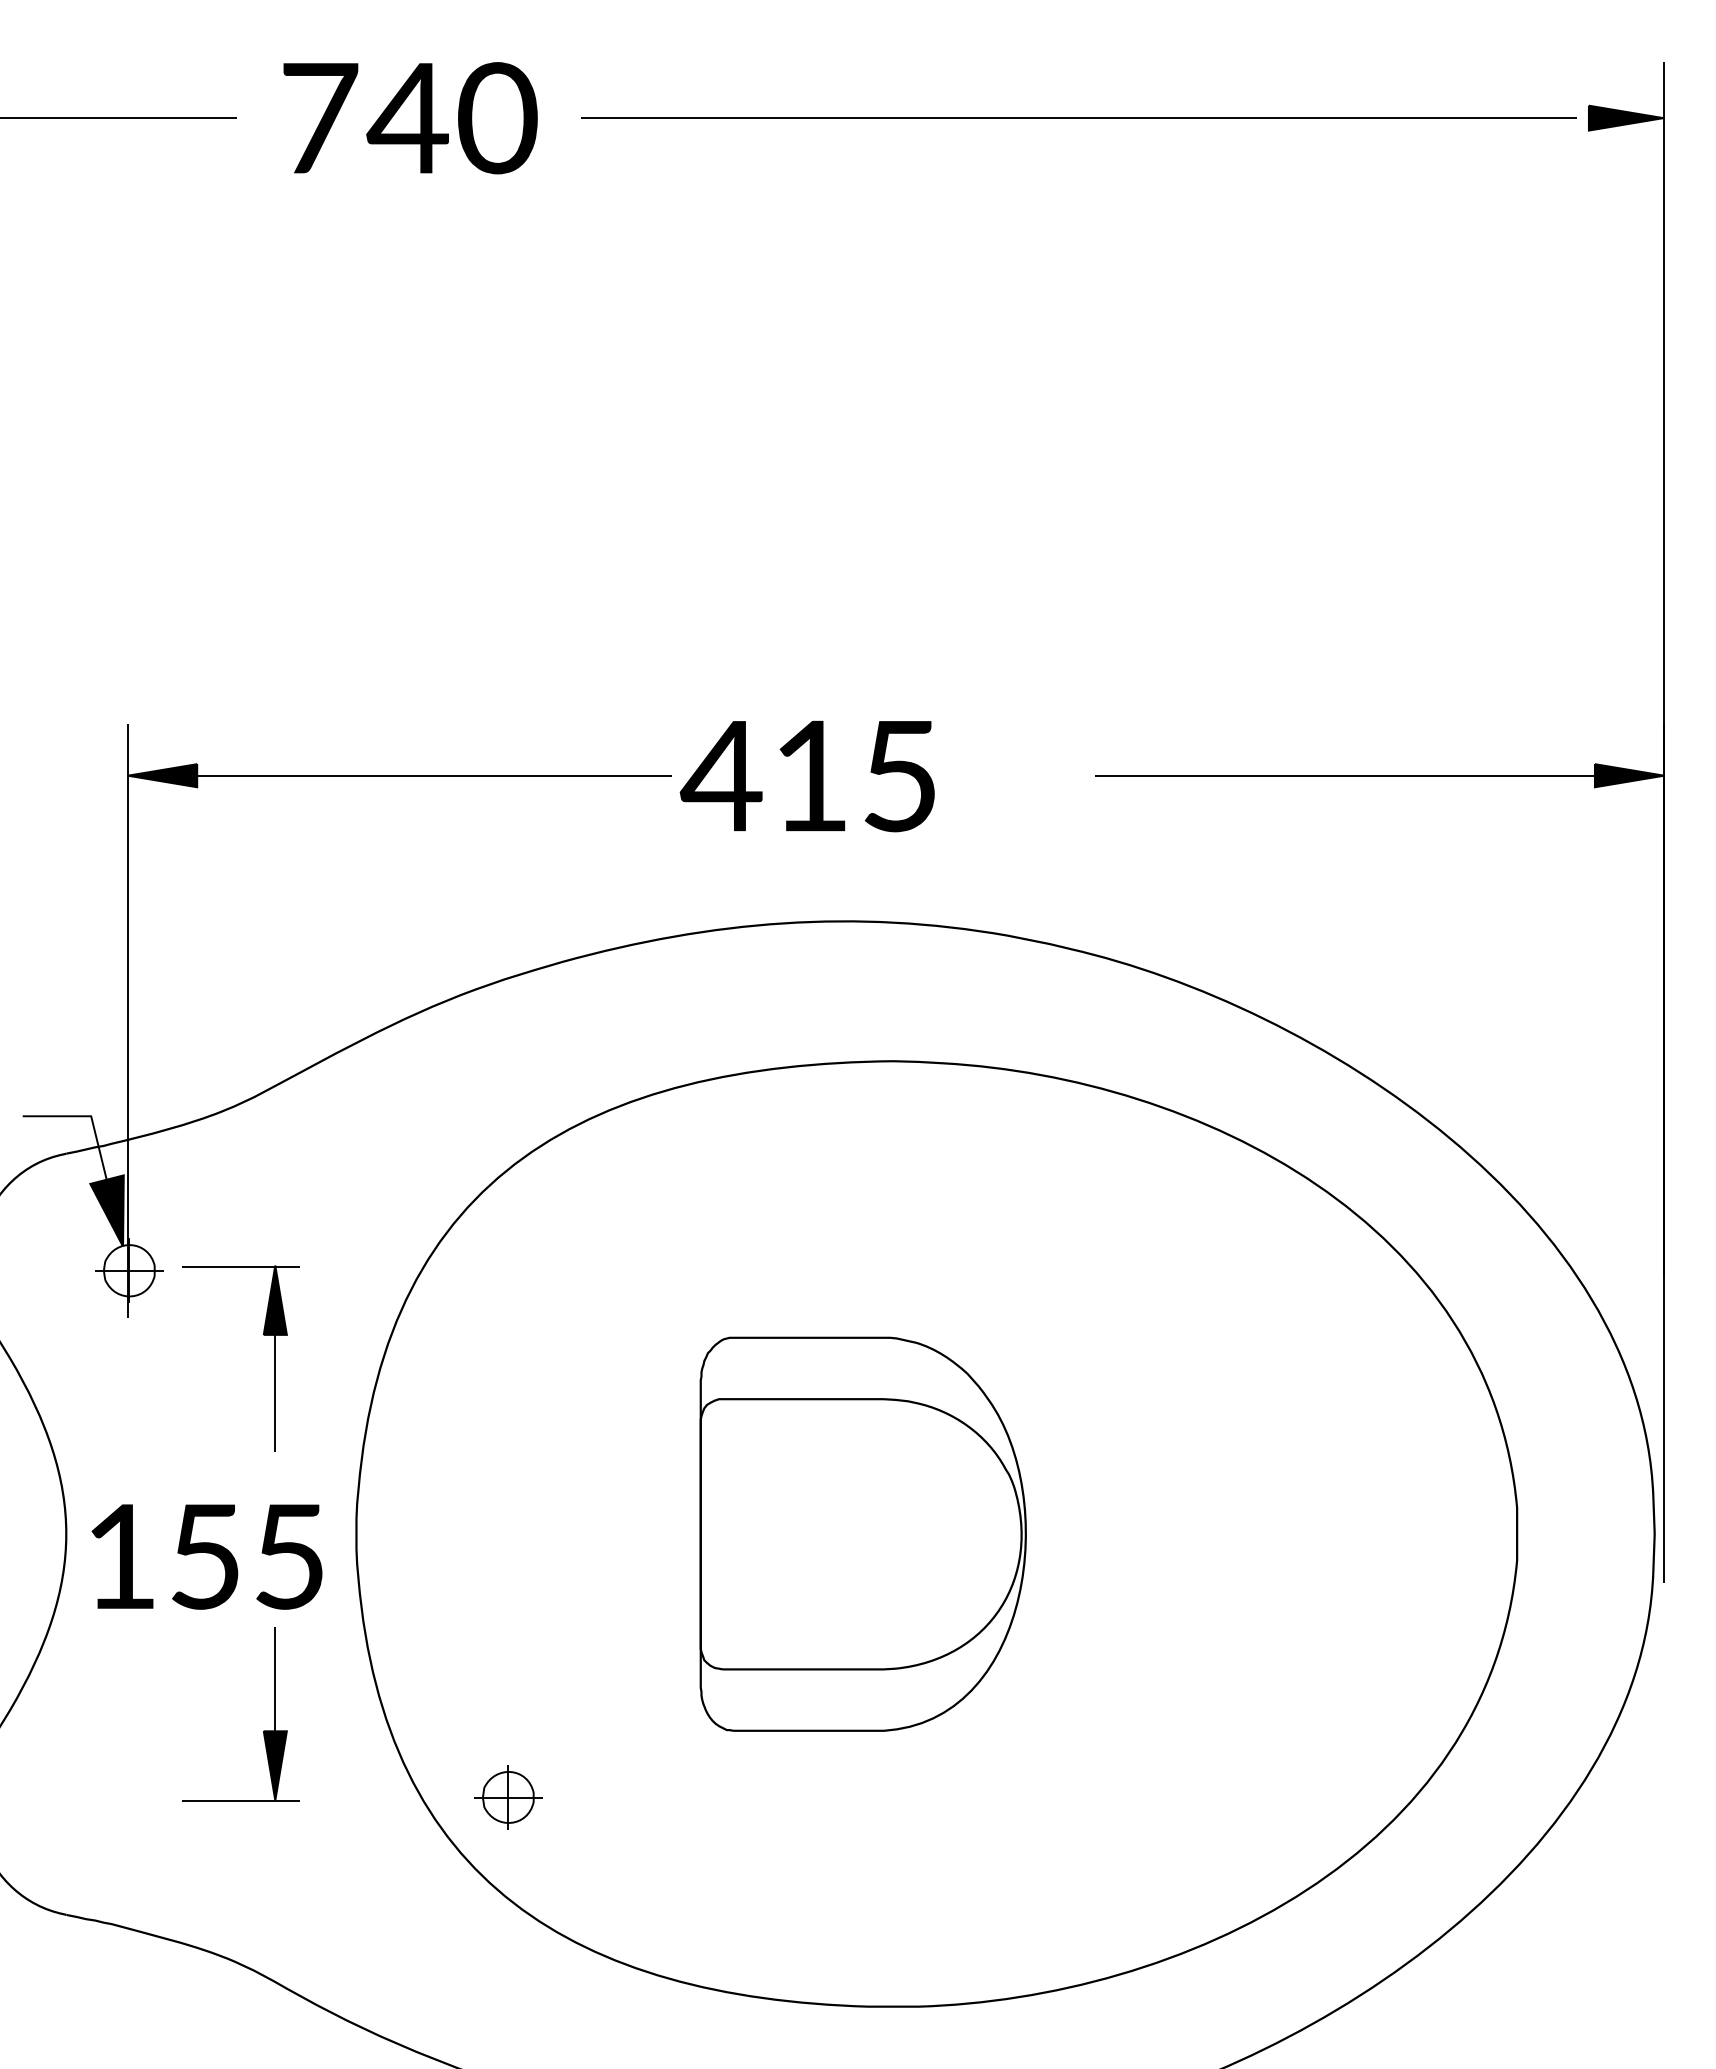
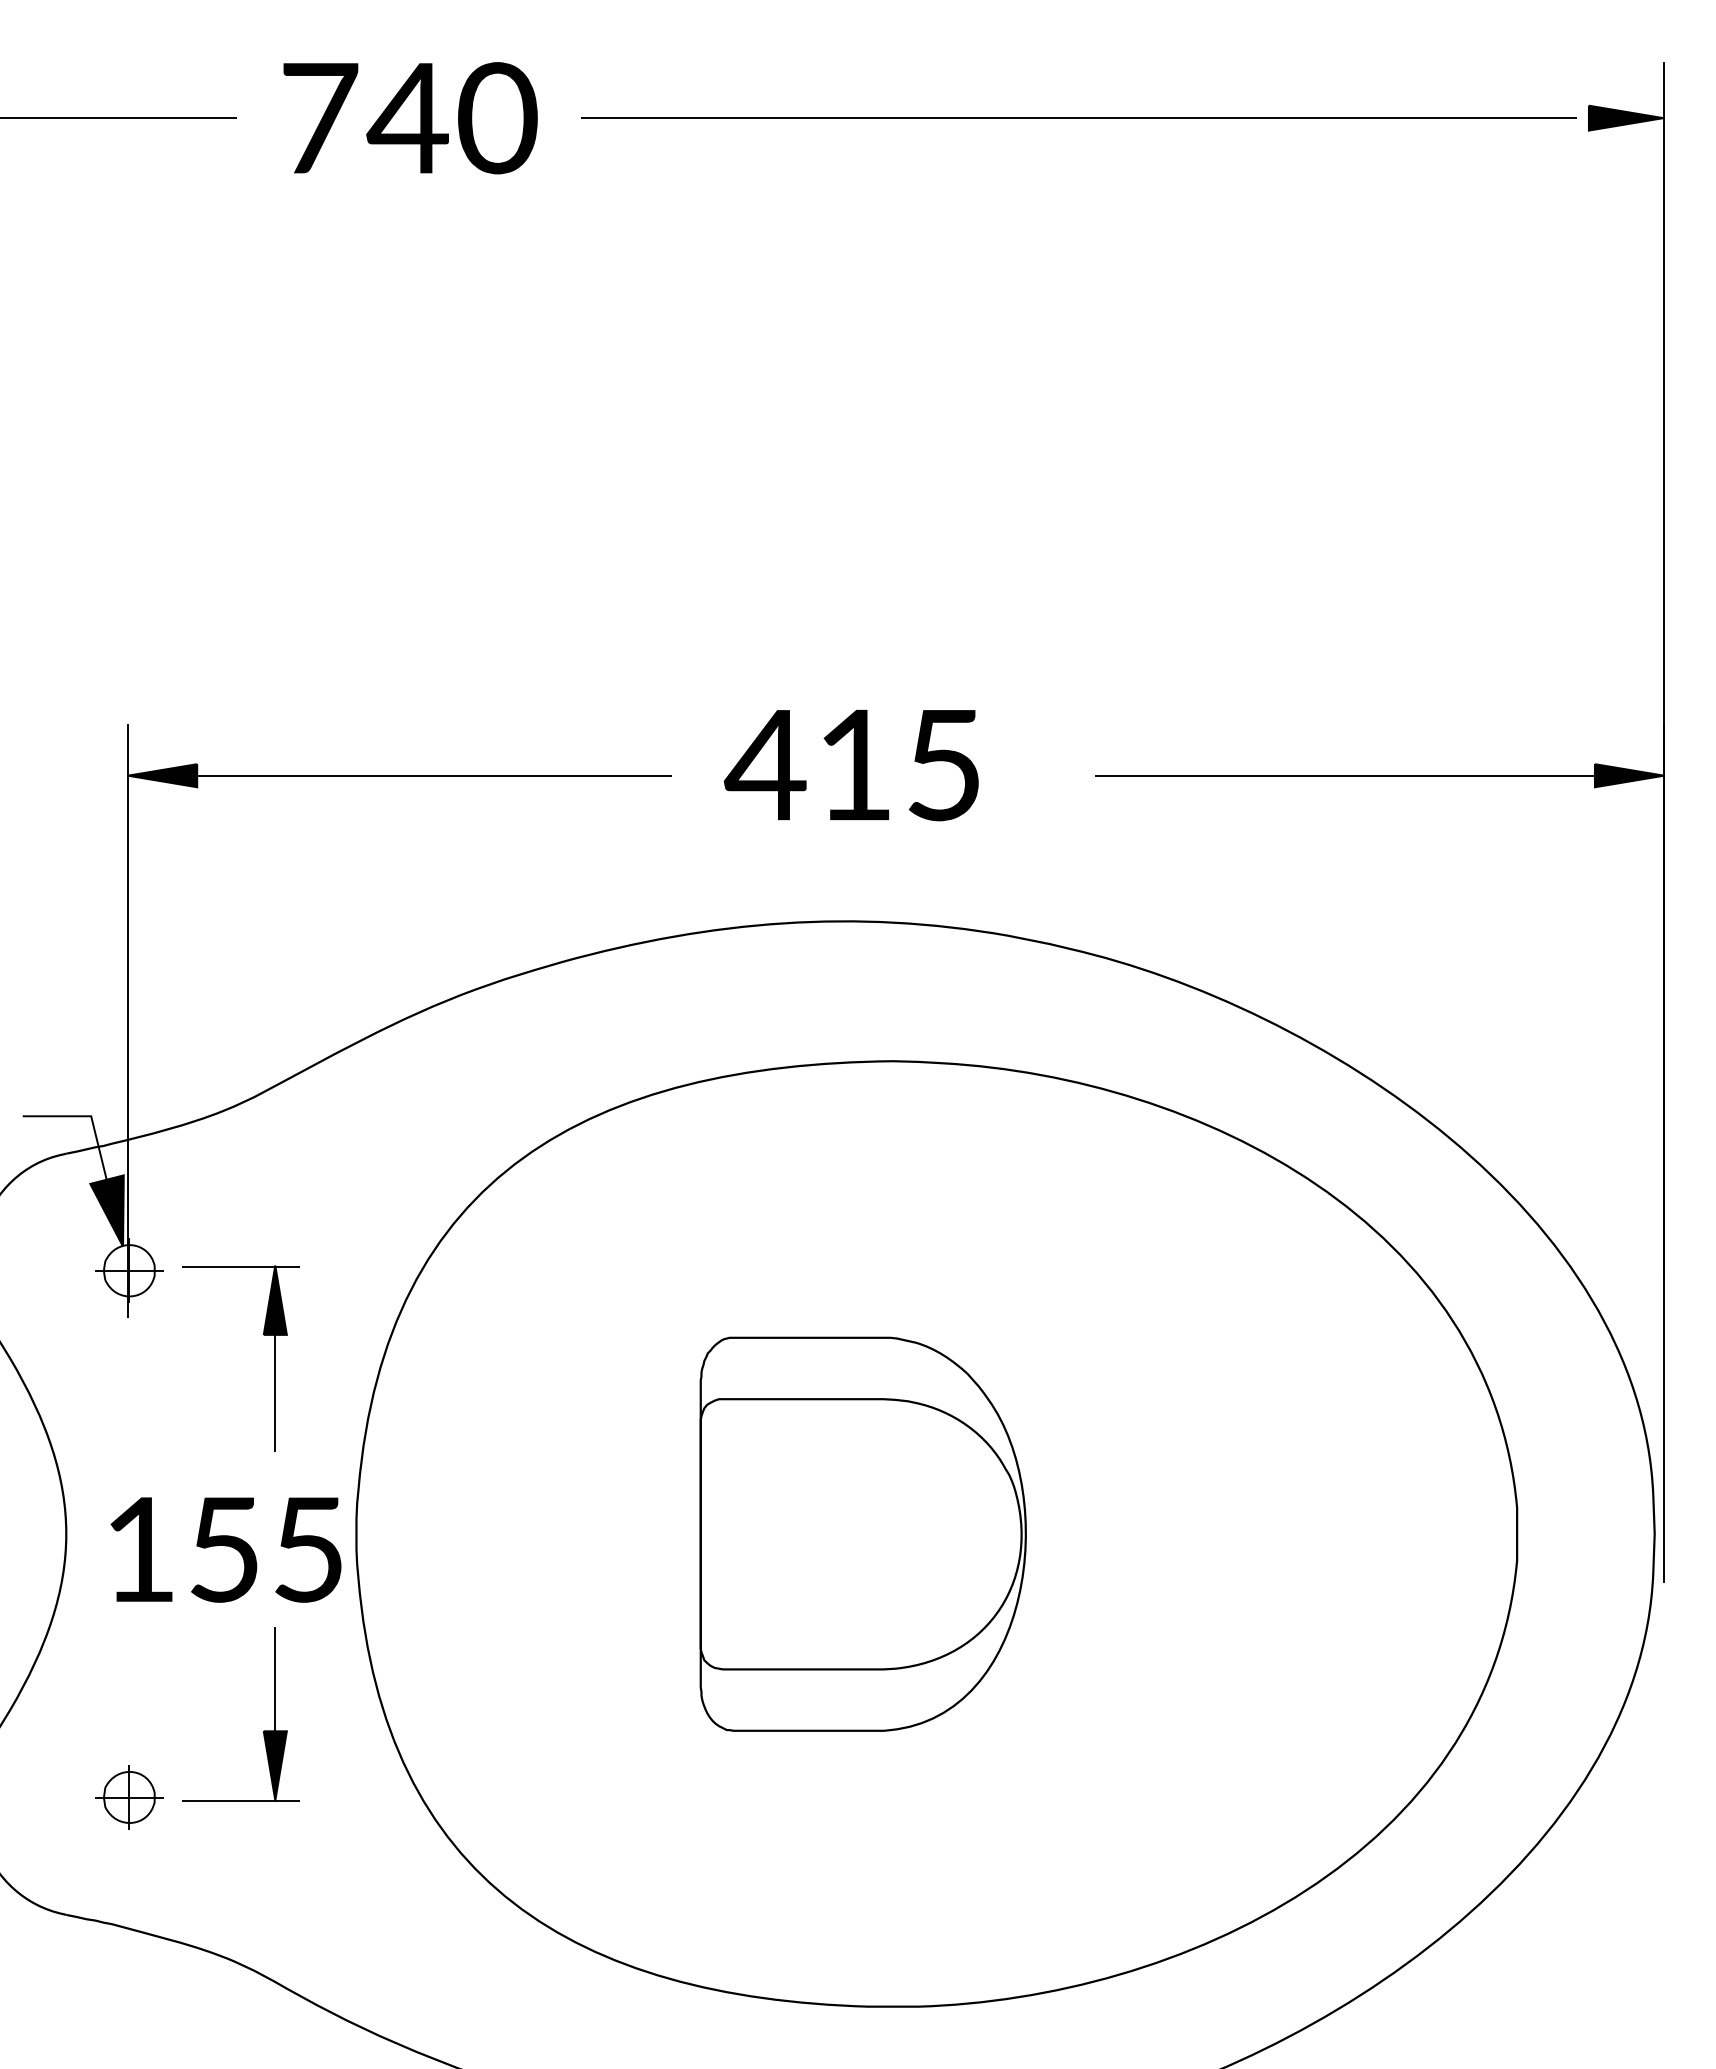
text position: (806, 776) -> (850, 765) (850, 765)
text position: (206, 1556) -> (225, 1549) (225, 1549)
part position: (508, 1797) -> (129, 1797) (129, 1797)
